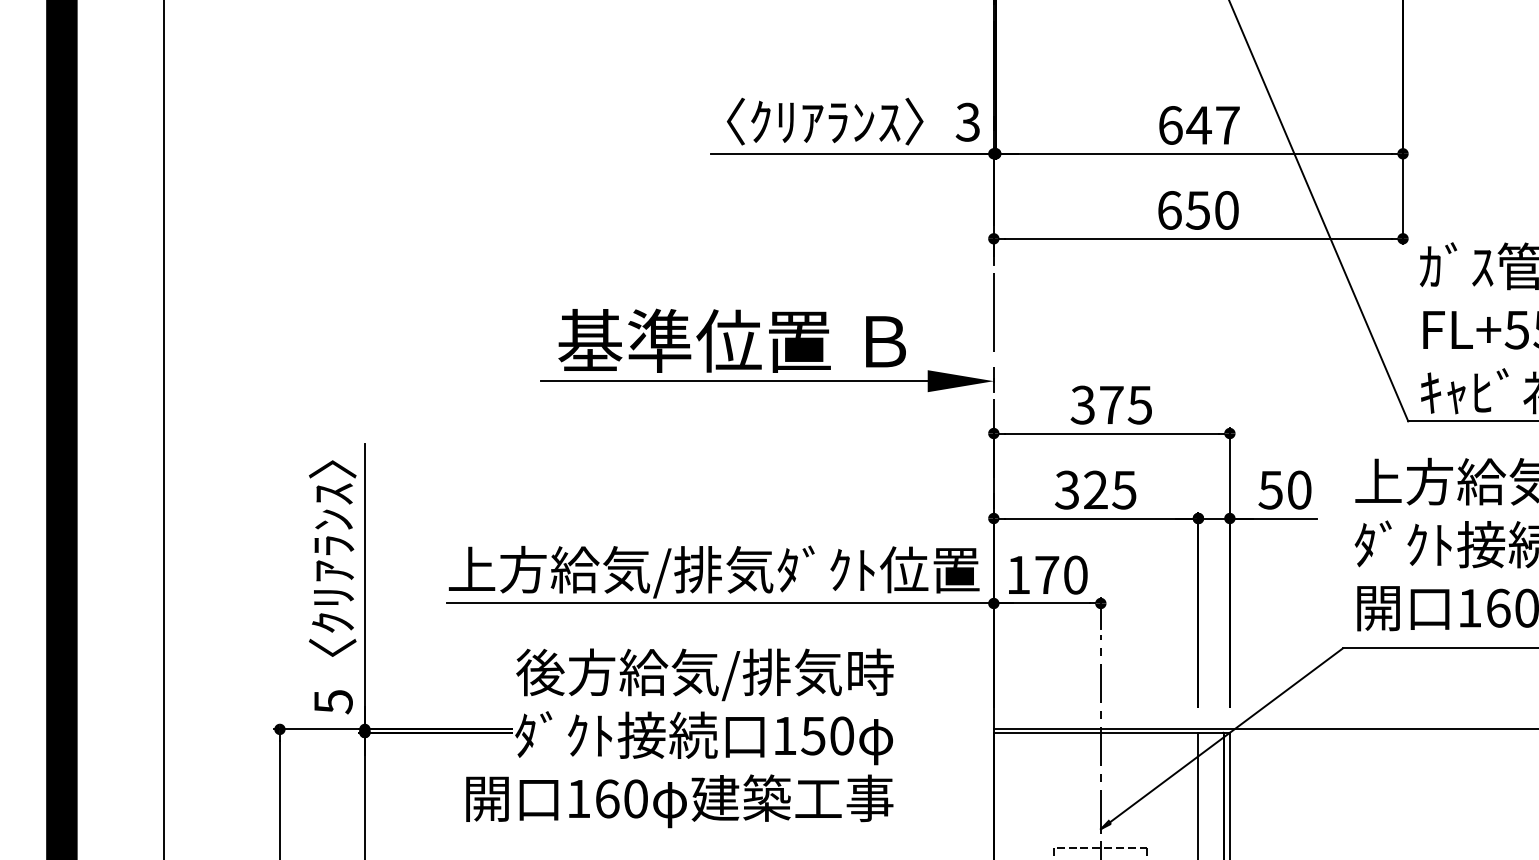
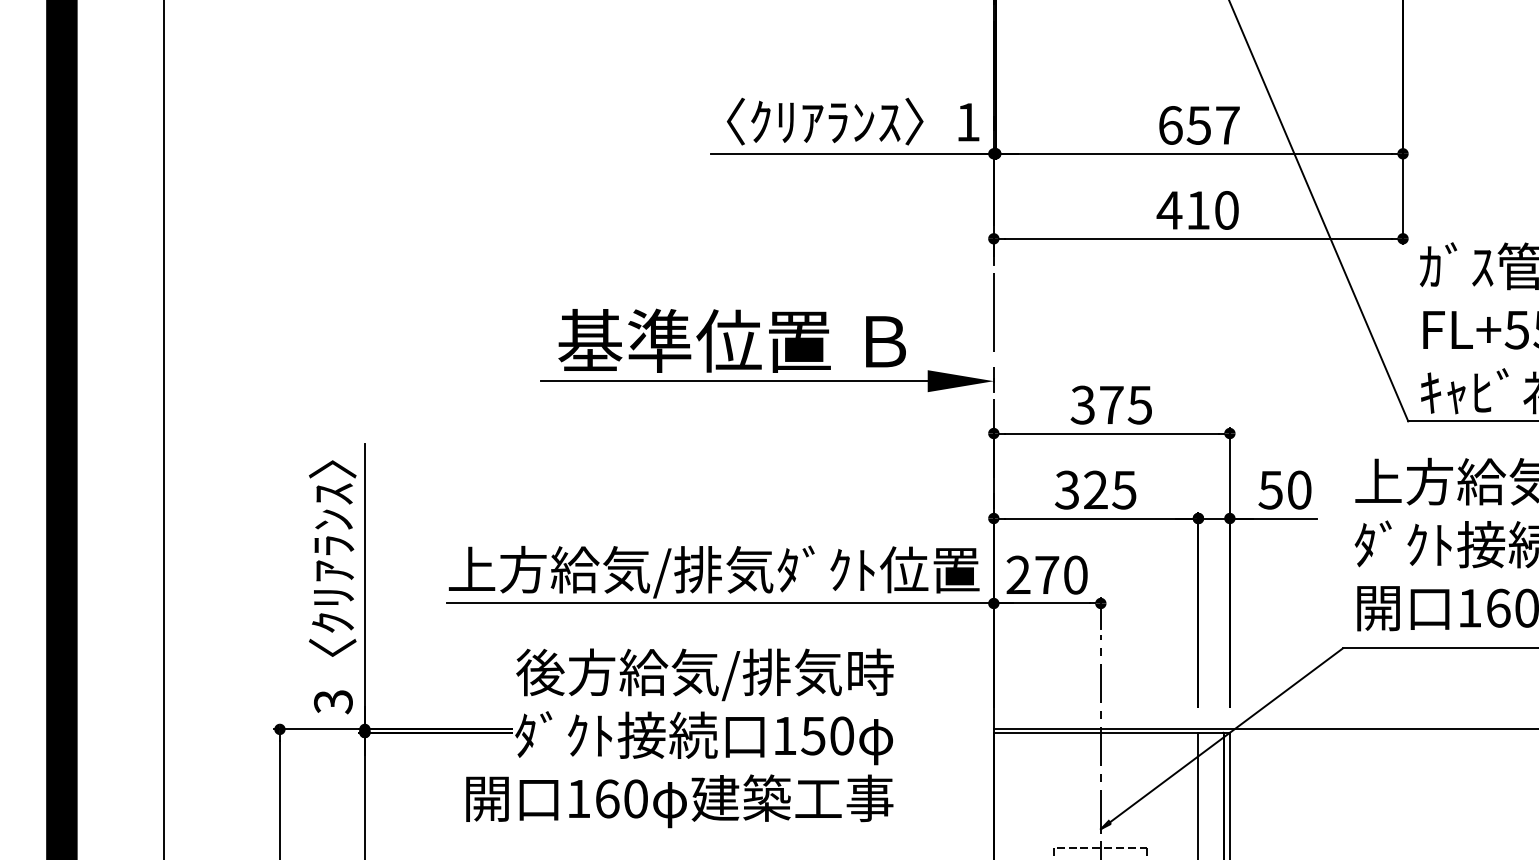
text: 3 -> 1 (967, 121)
text: 647 -> 657 (1198, 125)
text: 650 -> 410 (1182, 210)
text: 170 -> 270 (1018, 574)
text: 5 -> 3 (333, 702)
